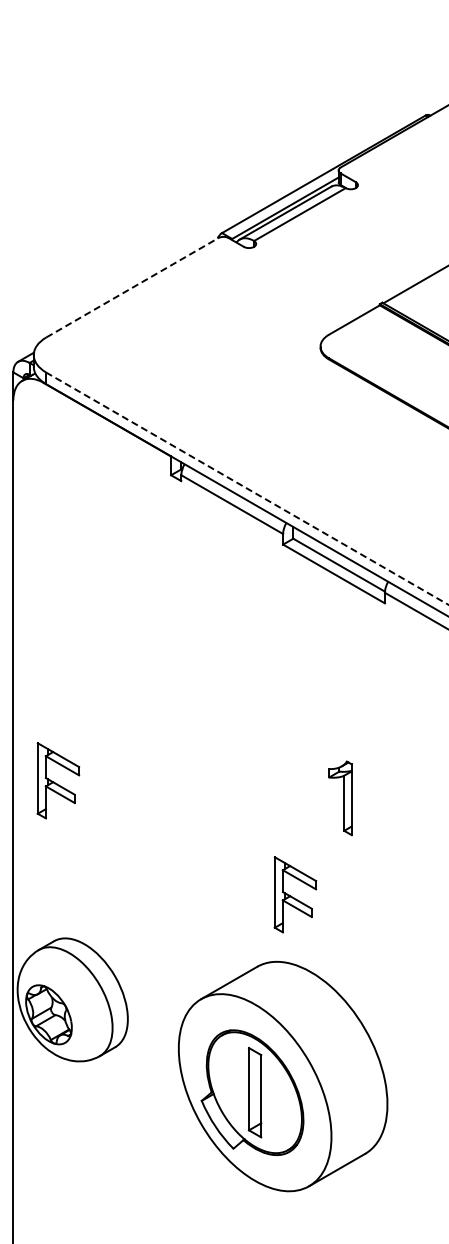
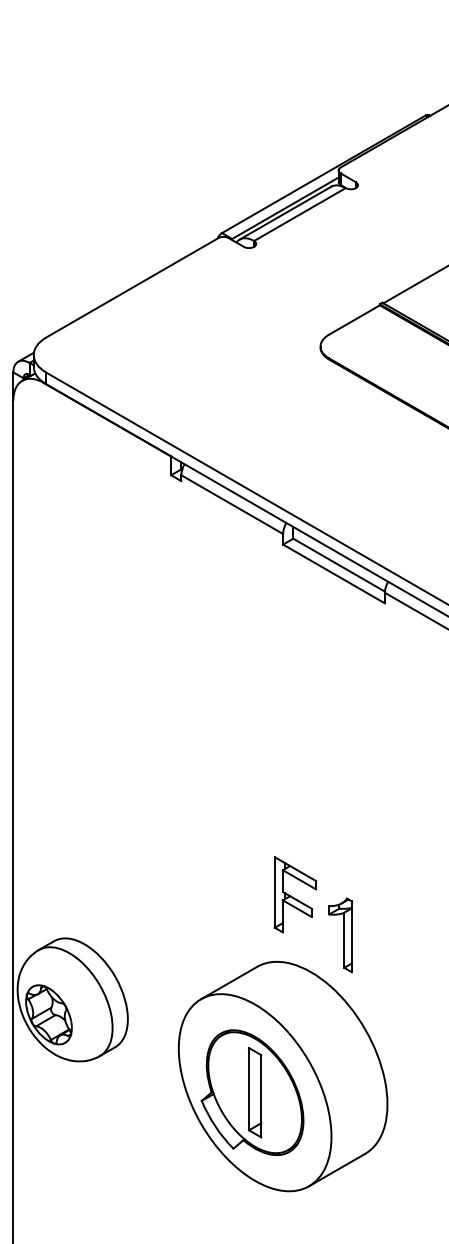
line: dashed -> solid (132, 287)
line: dashed -> solid (247, 488)
part: present -> none (58, 780)
part position: (340, 798) -> (340, 935) (340, 935)
